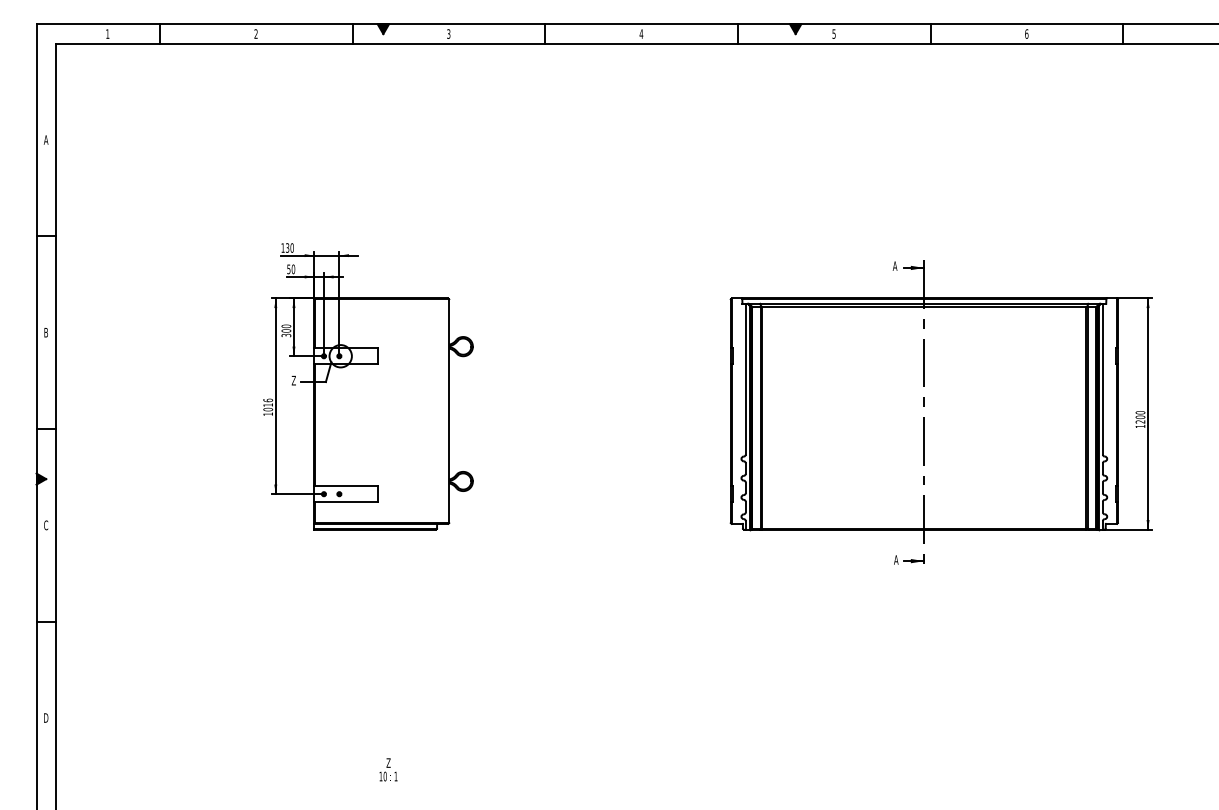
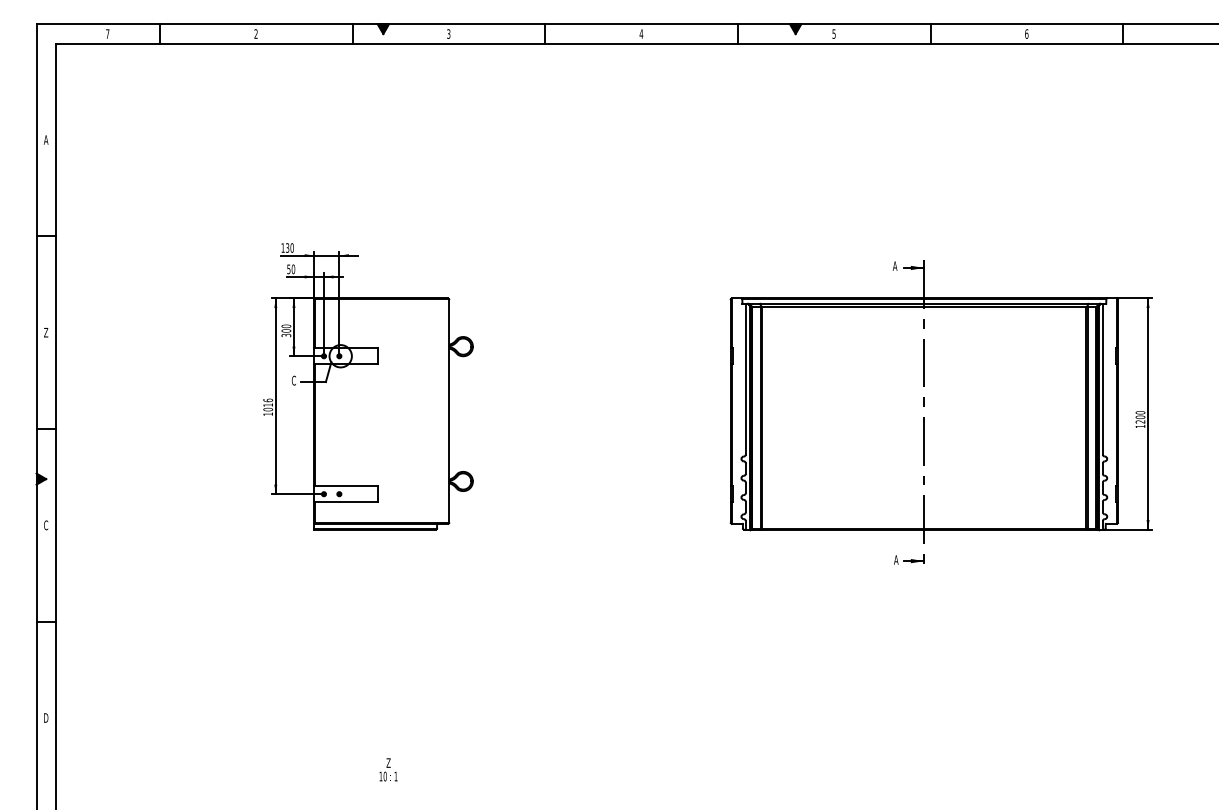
text: 1 -> 7 (107, 33)
text: B -> Z (46, 332)
text: Z -> C (293, 380)
